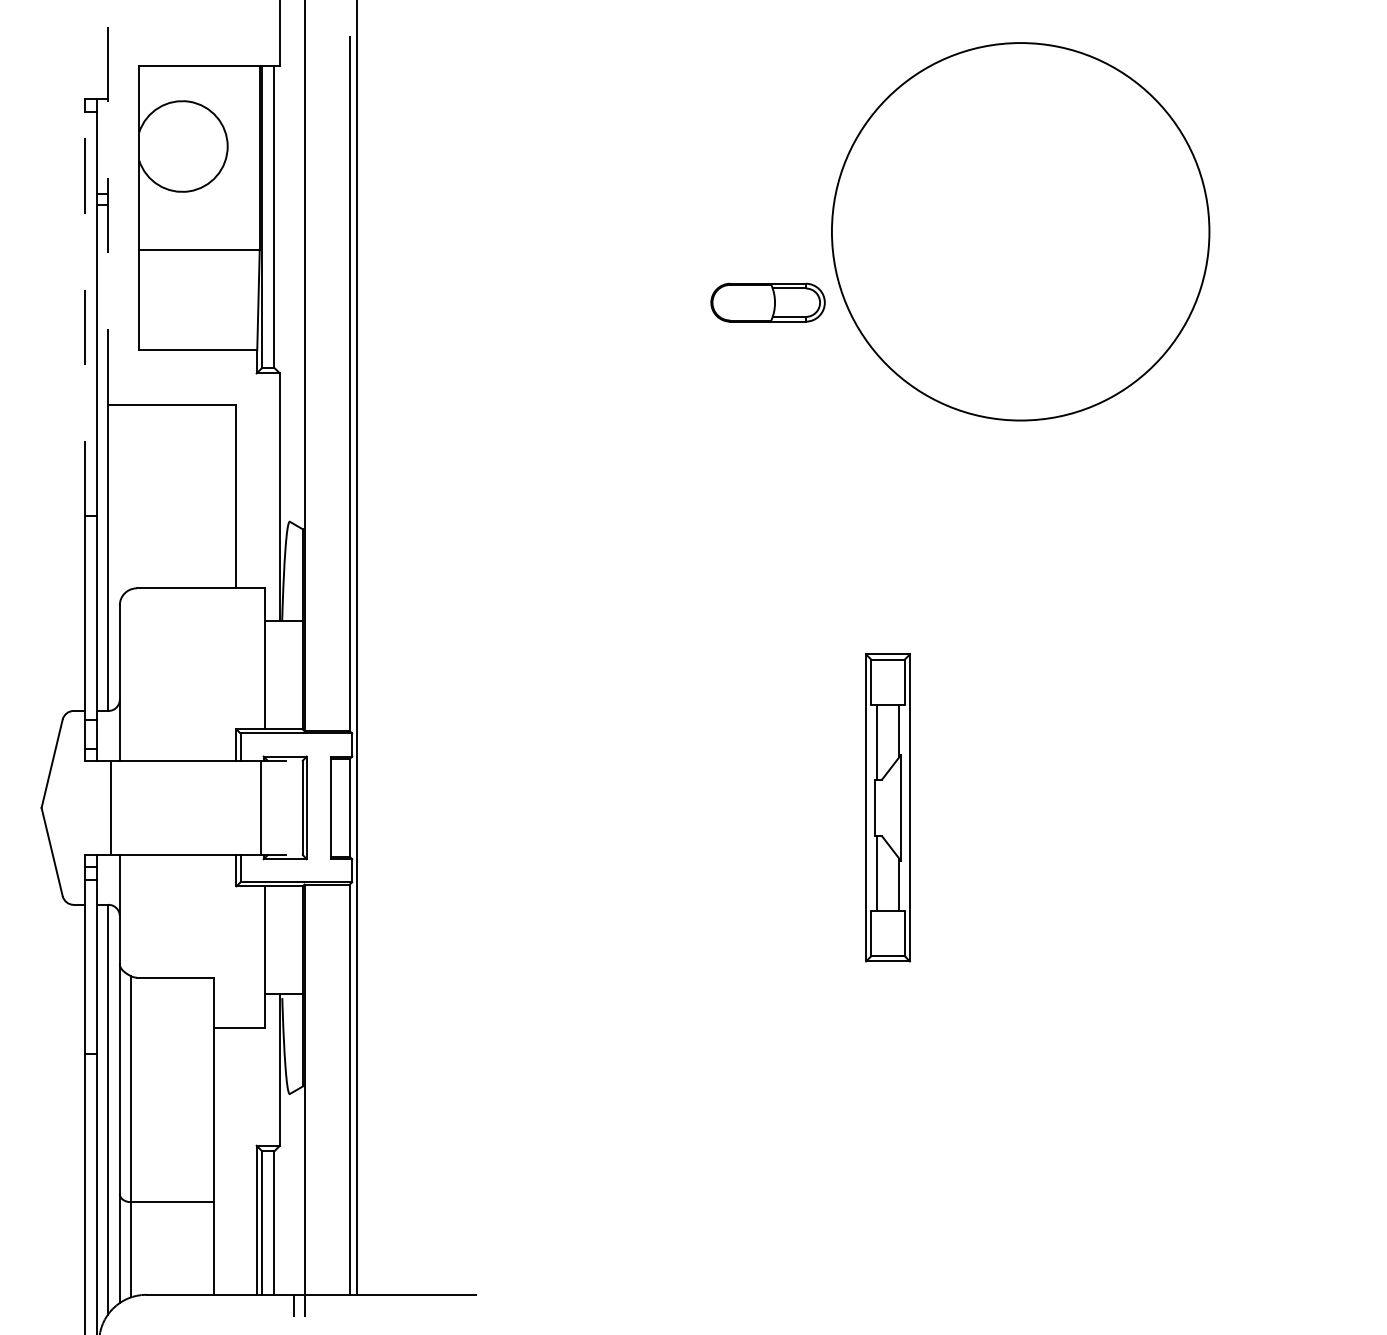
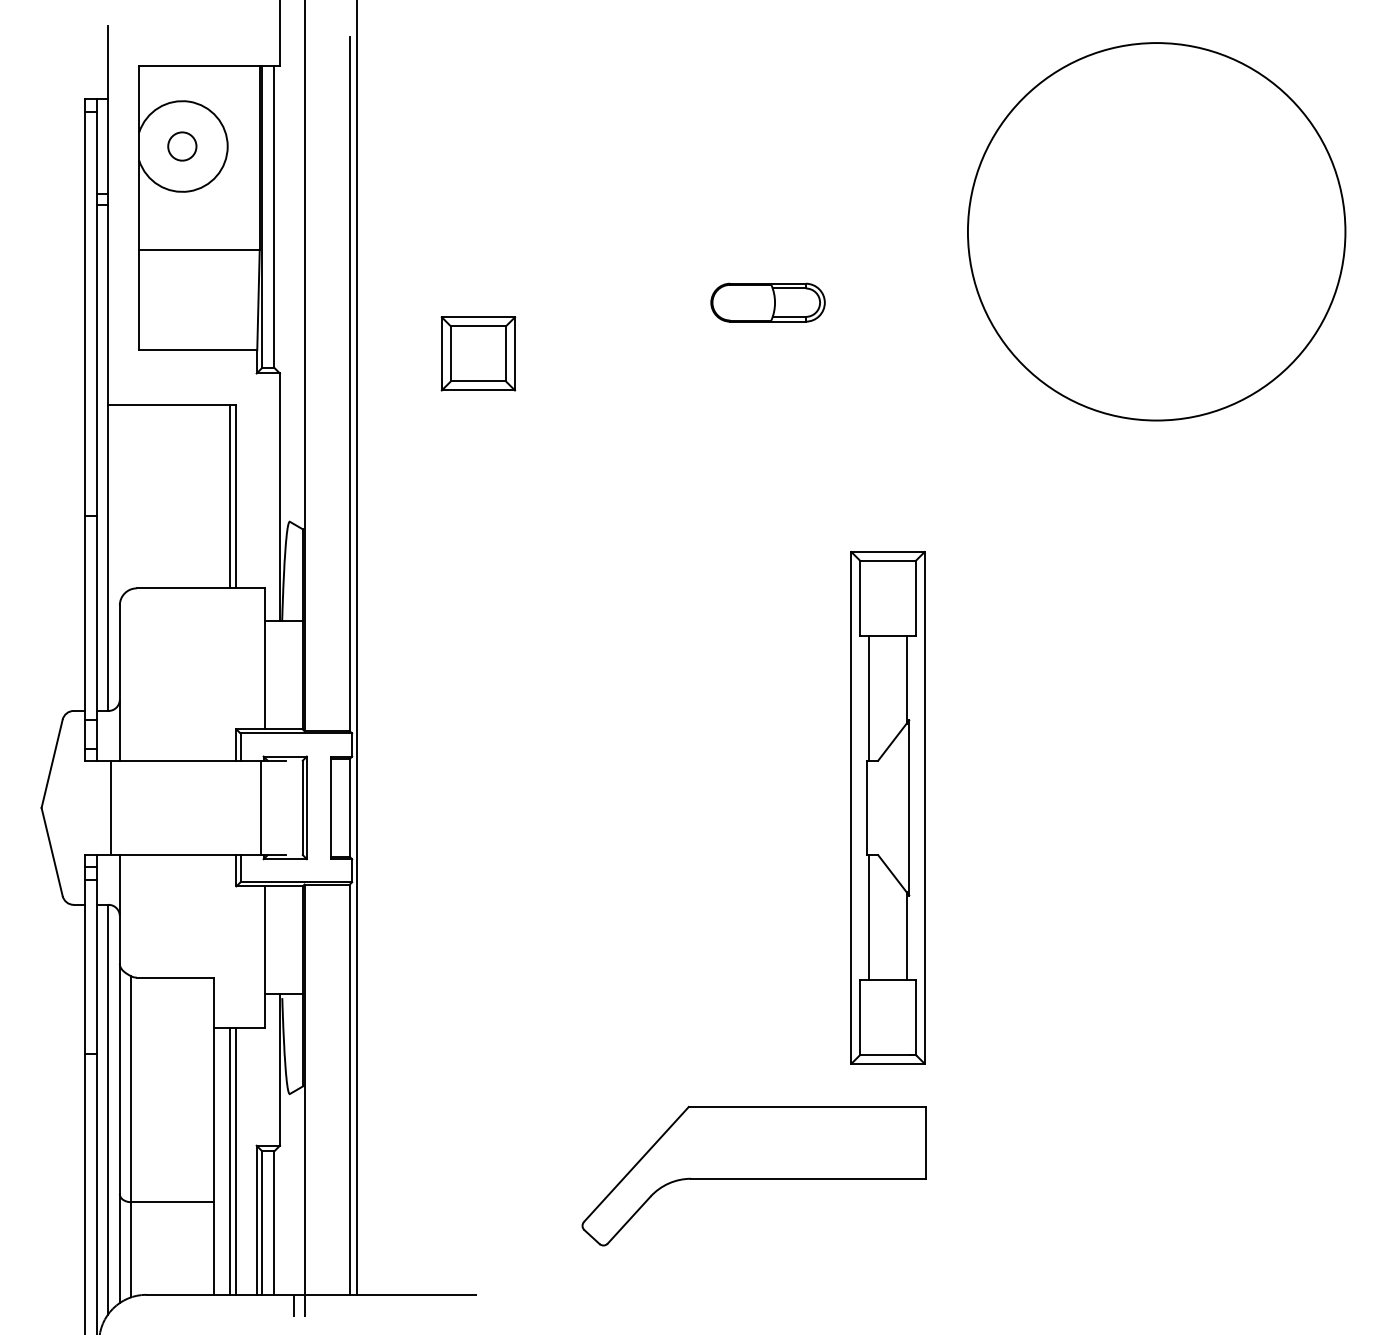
circle: none -> present (182, 146)
line: dashed -> solid (108, 214)
circle position: (1020, 231) -> (1156, 231) (1156, 231)
line: dashed -> solid (85, 314)
part: none -> present (478, 353)
line: none -> present (229, 496)
part size: 47x310 px -> 76x514 px (887, 807)
line: none -> present (229, 1160)
line: none -> present (236, 1160)
part: none -> present (753, 1175)
